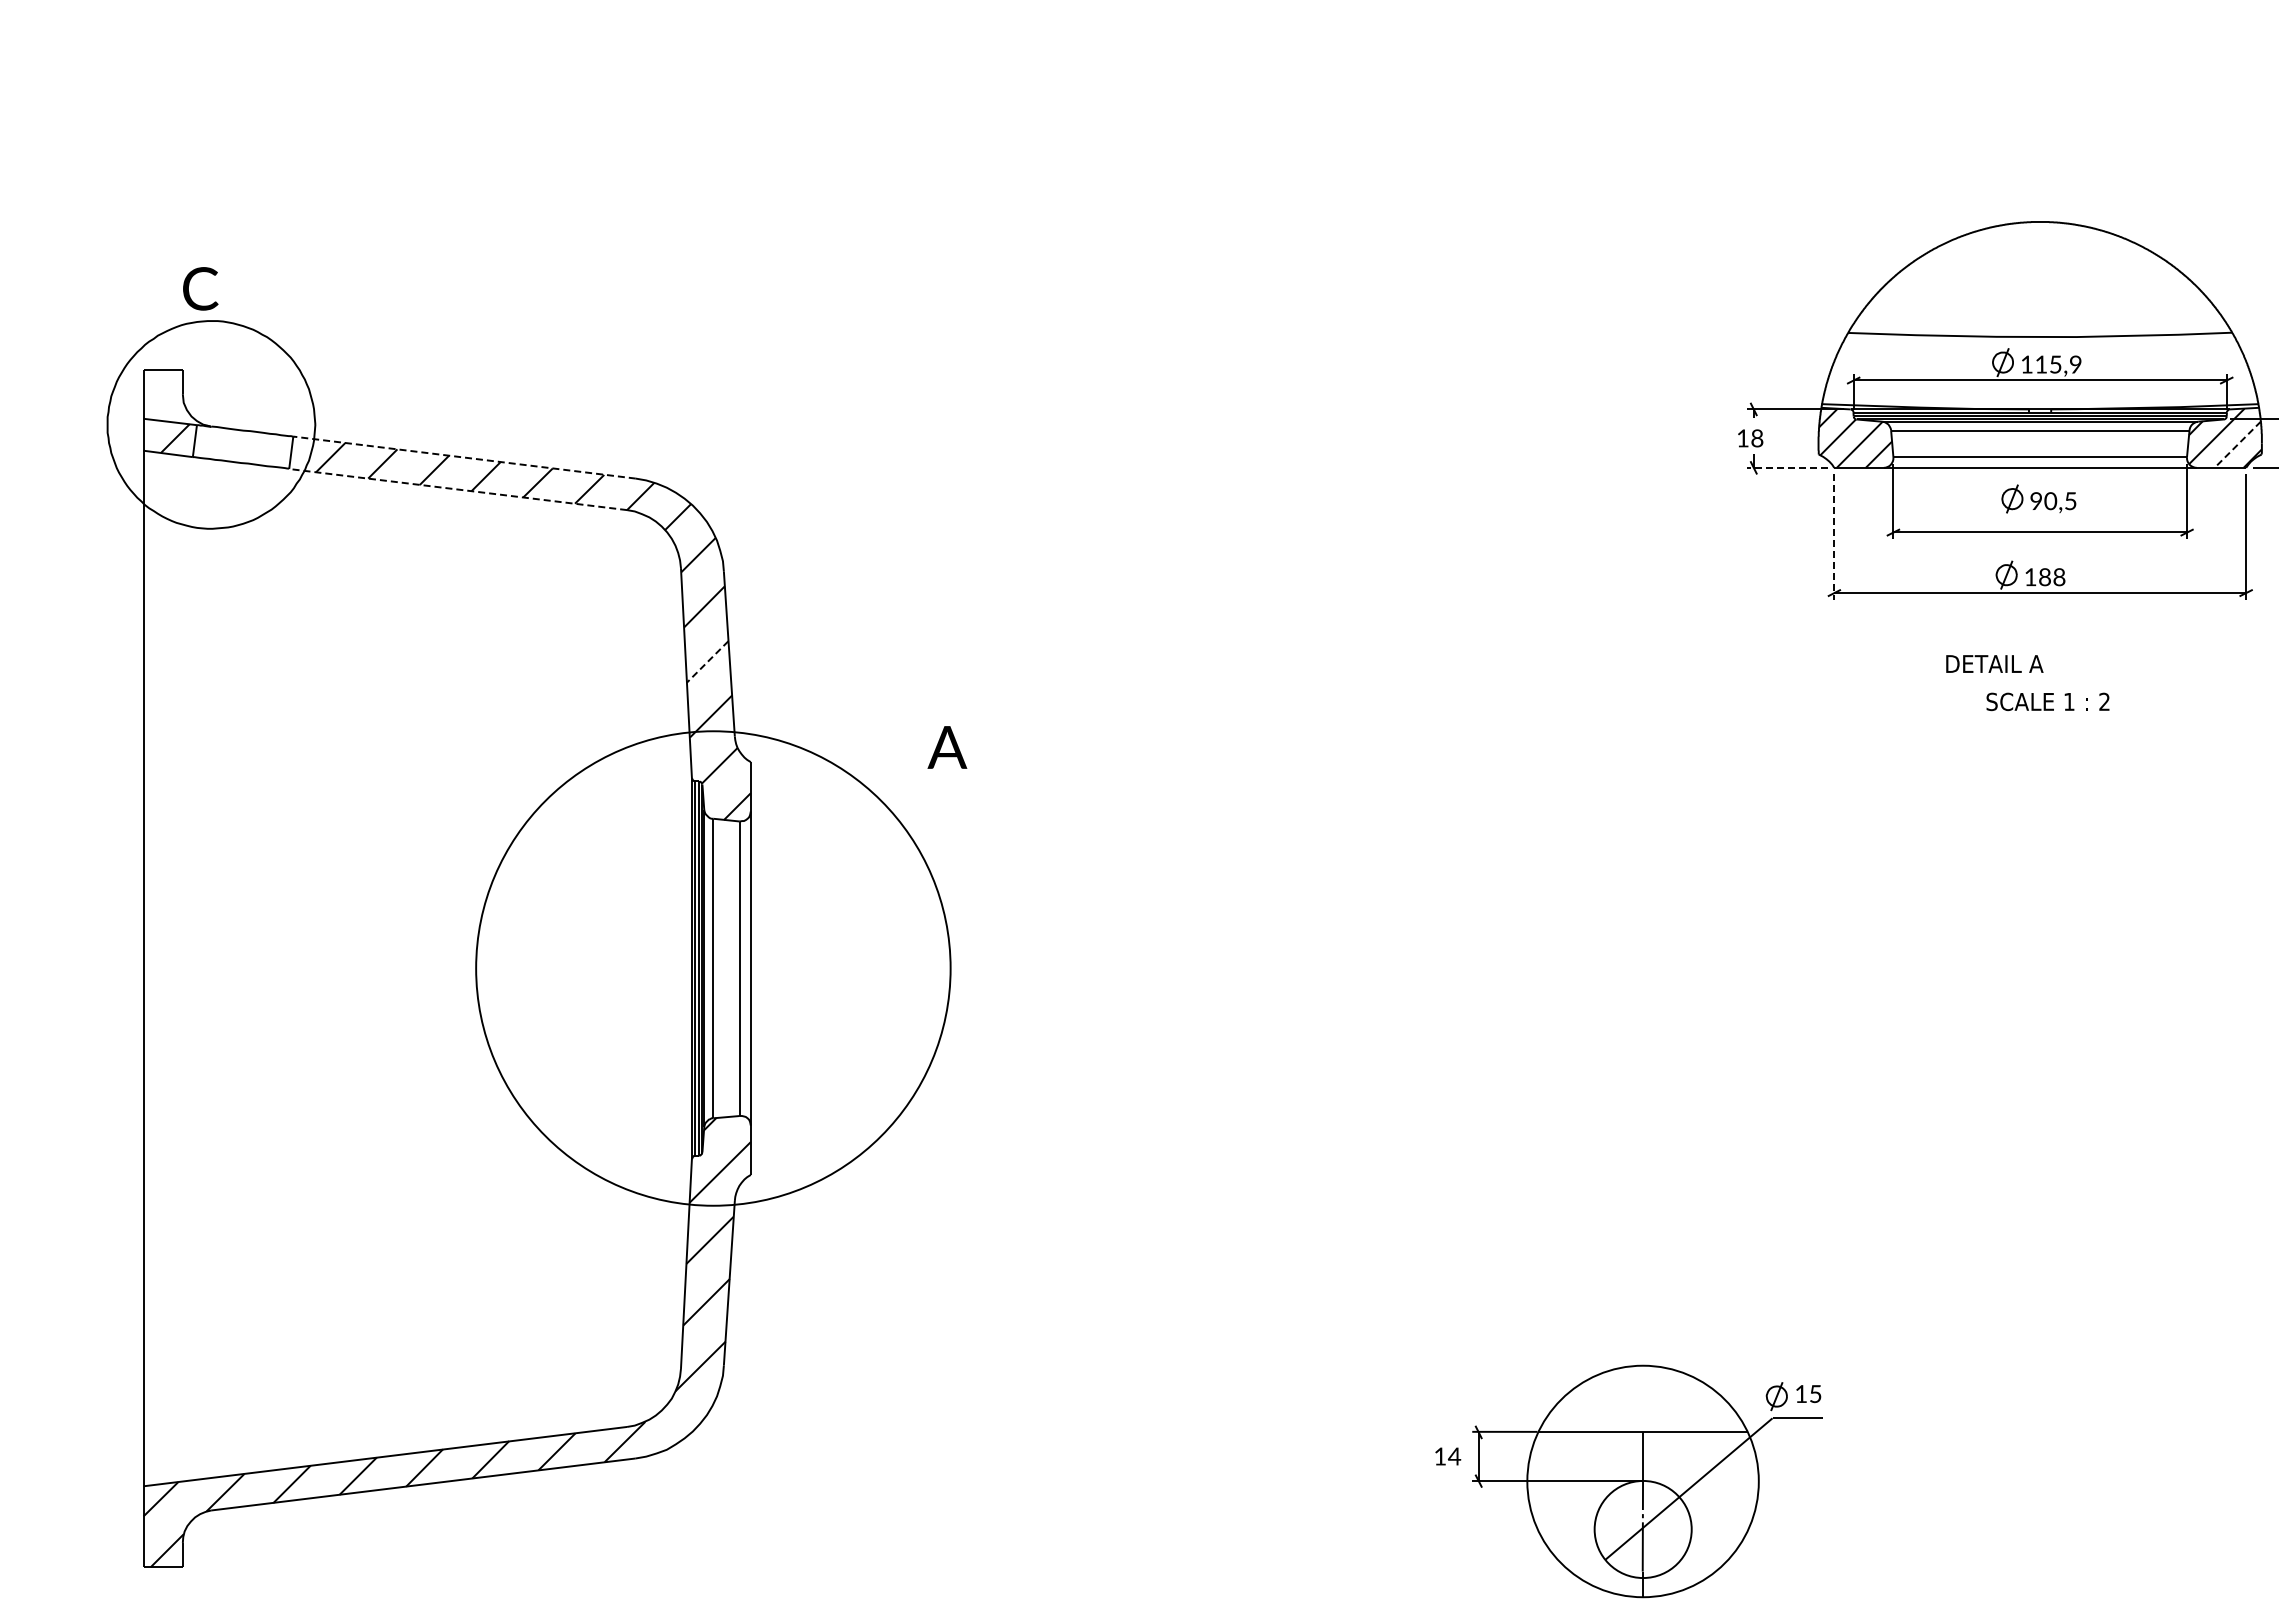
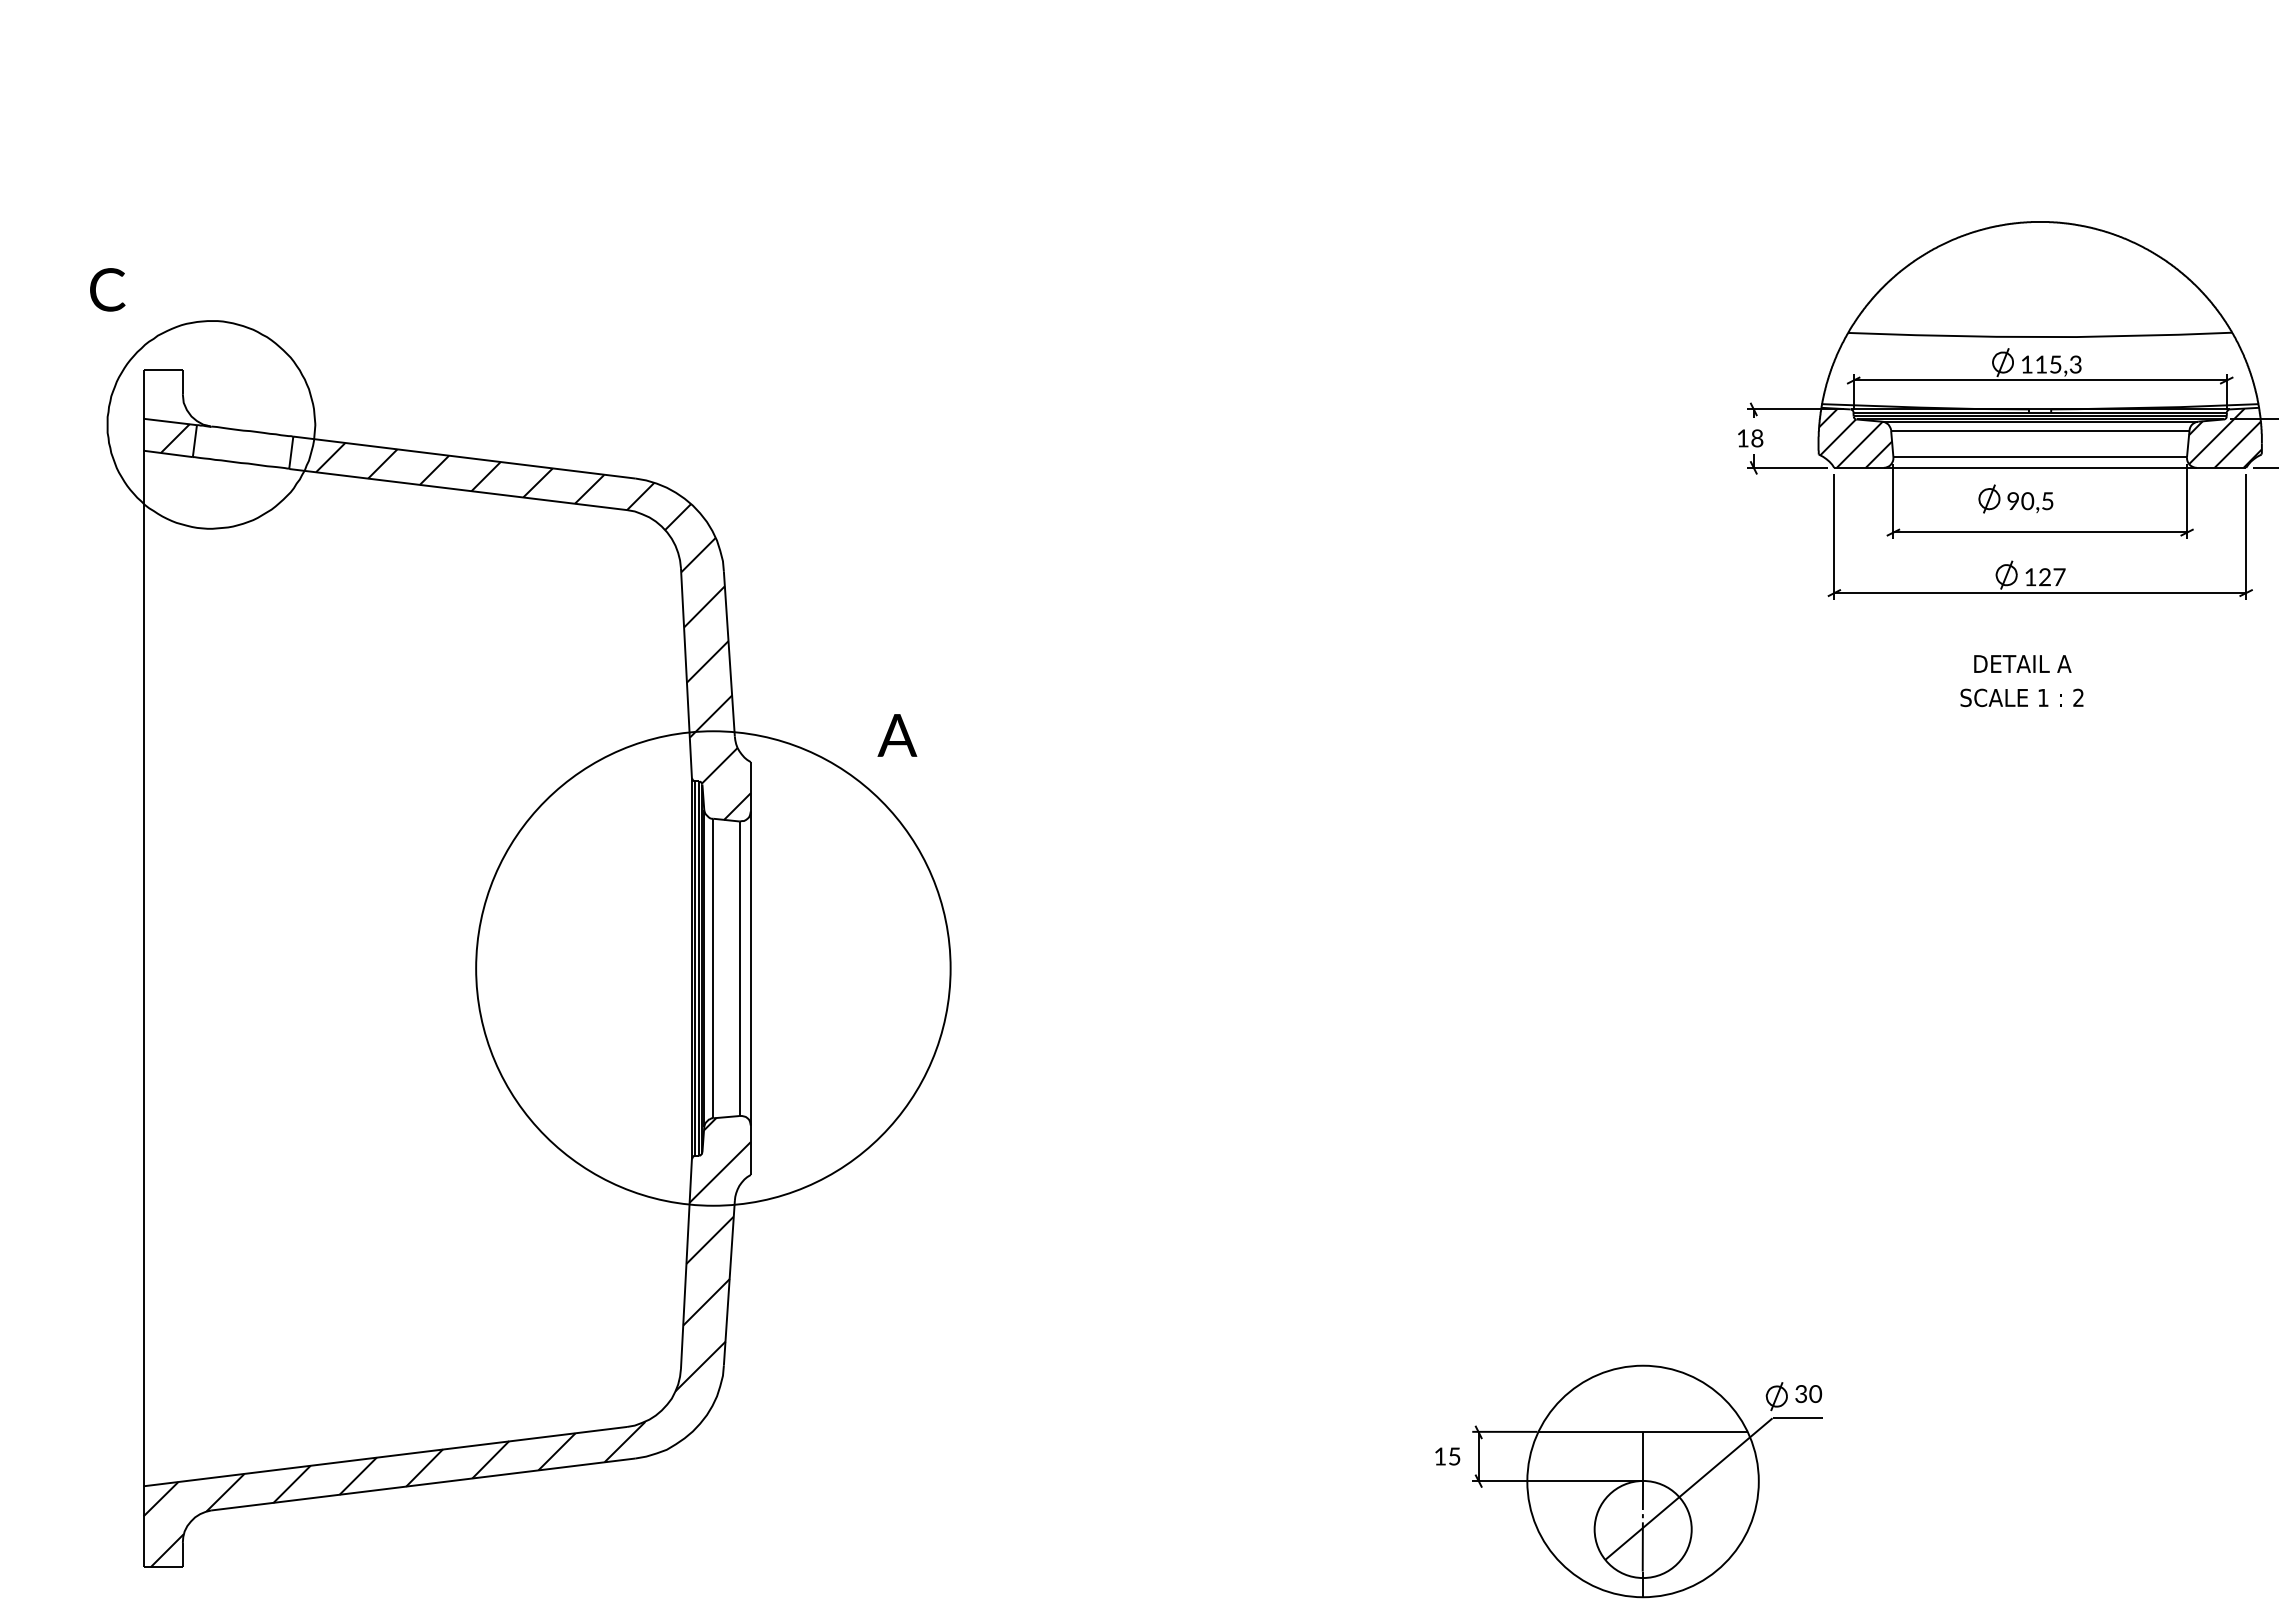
text position: (200, 288) -> (107, 289) (107, 289)
text: 115,9 -> 115,3 (2075, 364)
line: dashed -> solid (2237, 444)
line: dashed -> solid (464, 457)
line: dashed -> solid (1787, 467)
line: dashed -> solid (457, 489)
part position: (2038, 498) -> (2015, 498) (2015, 498)
line: dashed -> solid (1834, 536)
text: 188 -> 127 (2052, 577)
line: dashed -> solid (707, 662)
text position: (1994, 663) -> (2022, 663) (2022, 663)
text position: (2047, 701) -> (2021, 697) (2021, 697)
text position: (947, 747) -> (897, 735) (897, 735)
text: 15 -> 30 (1808, 1394)
text: 14 -> 15 (1454, 1456)
